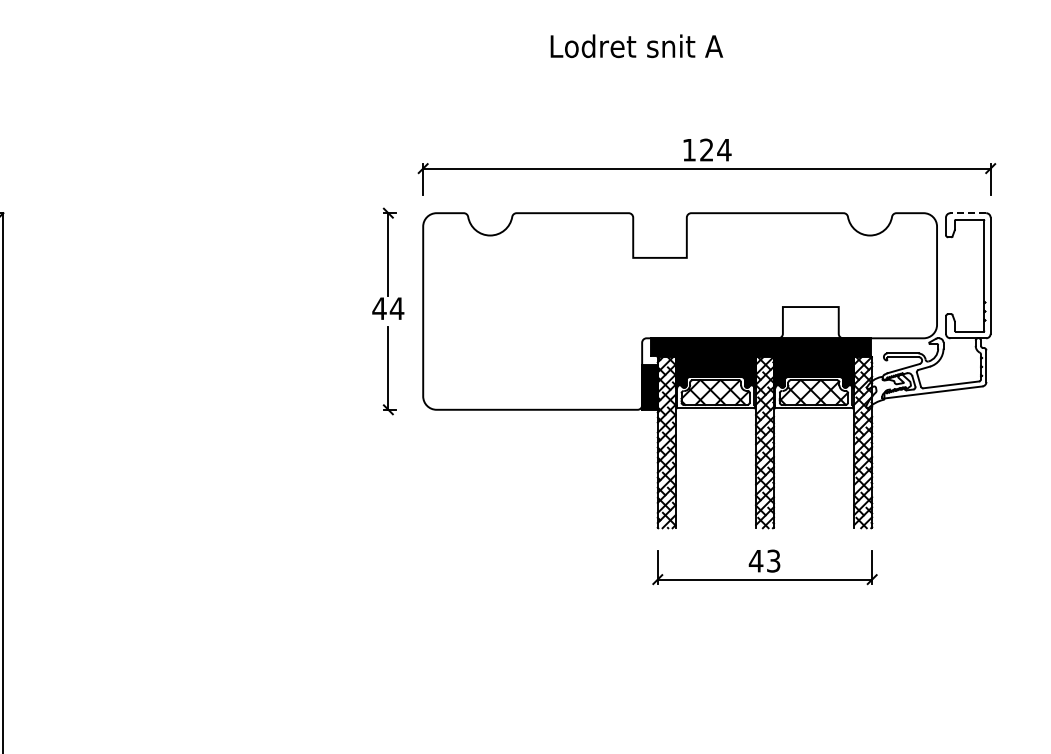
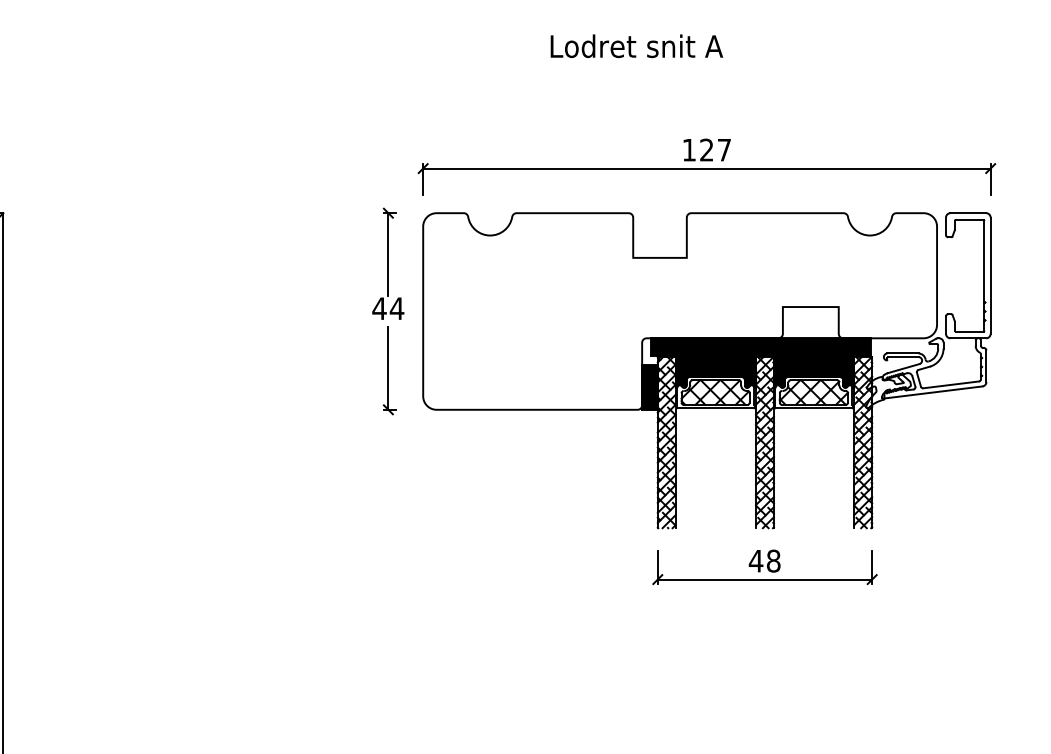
text: 124 -> 127 (724, 150)
line: dashed -> solid (968, 213)
text: 43 -> 48 (773, 560)
